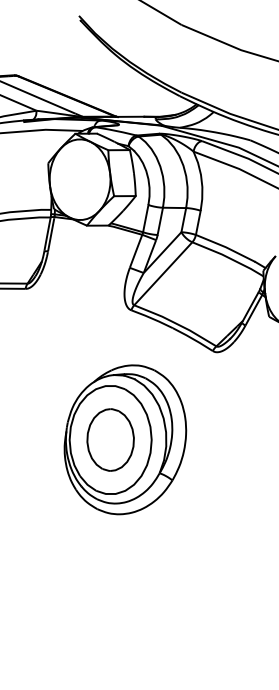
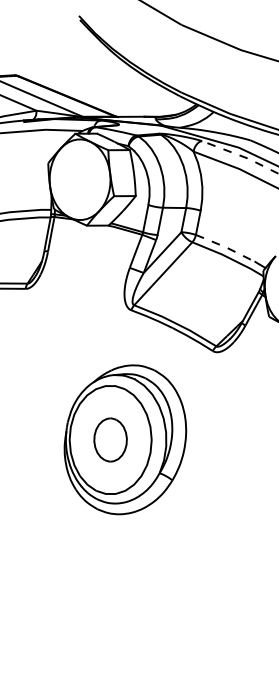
line: solid -> dashed (241, 155)
line: solid -> dashed (225, 247)
part size: 49x64 px -> 35x46 px (110, 439)
